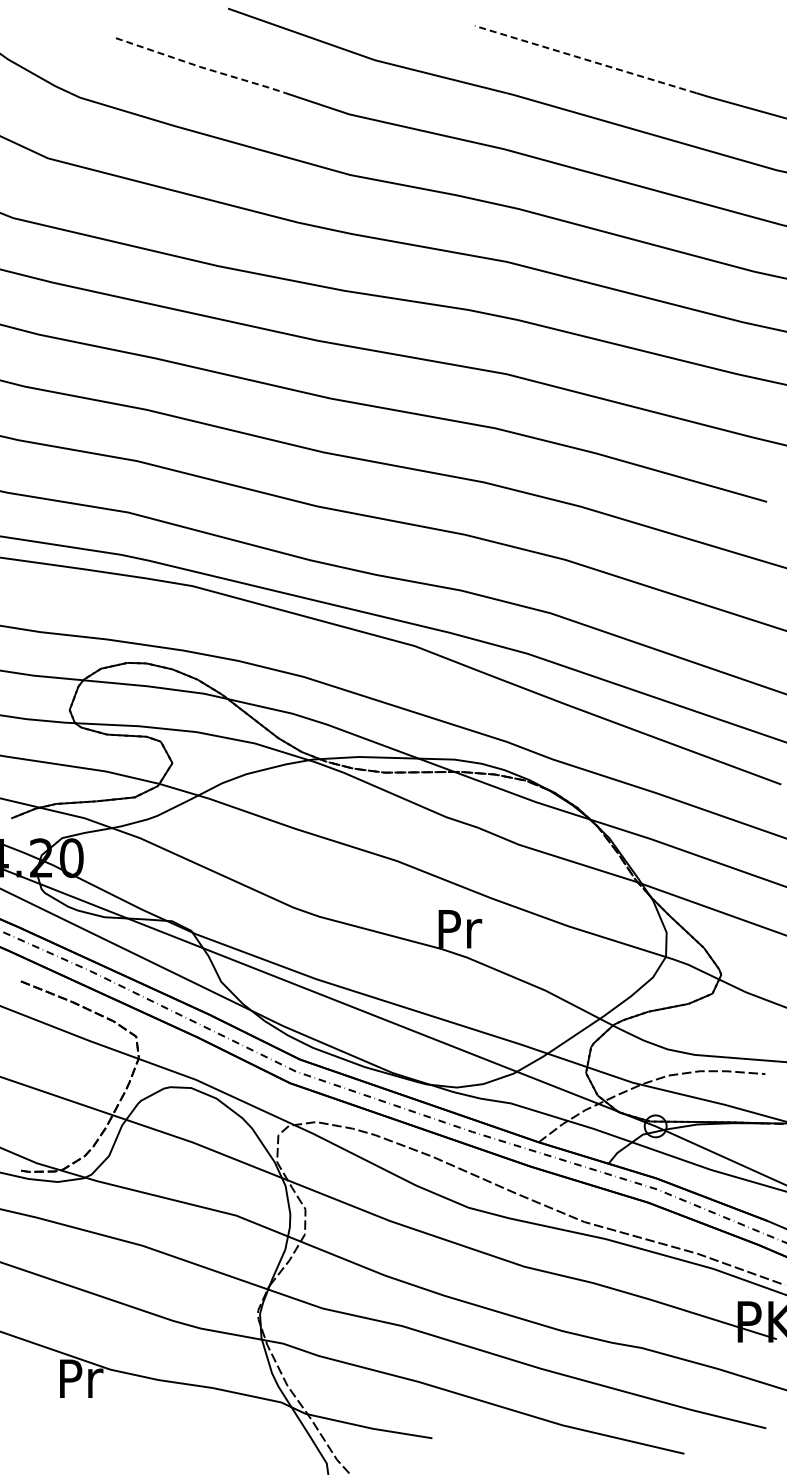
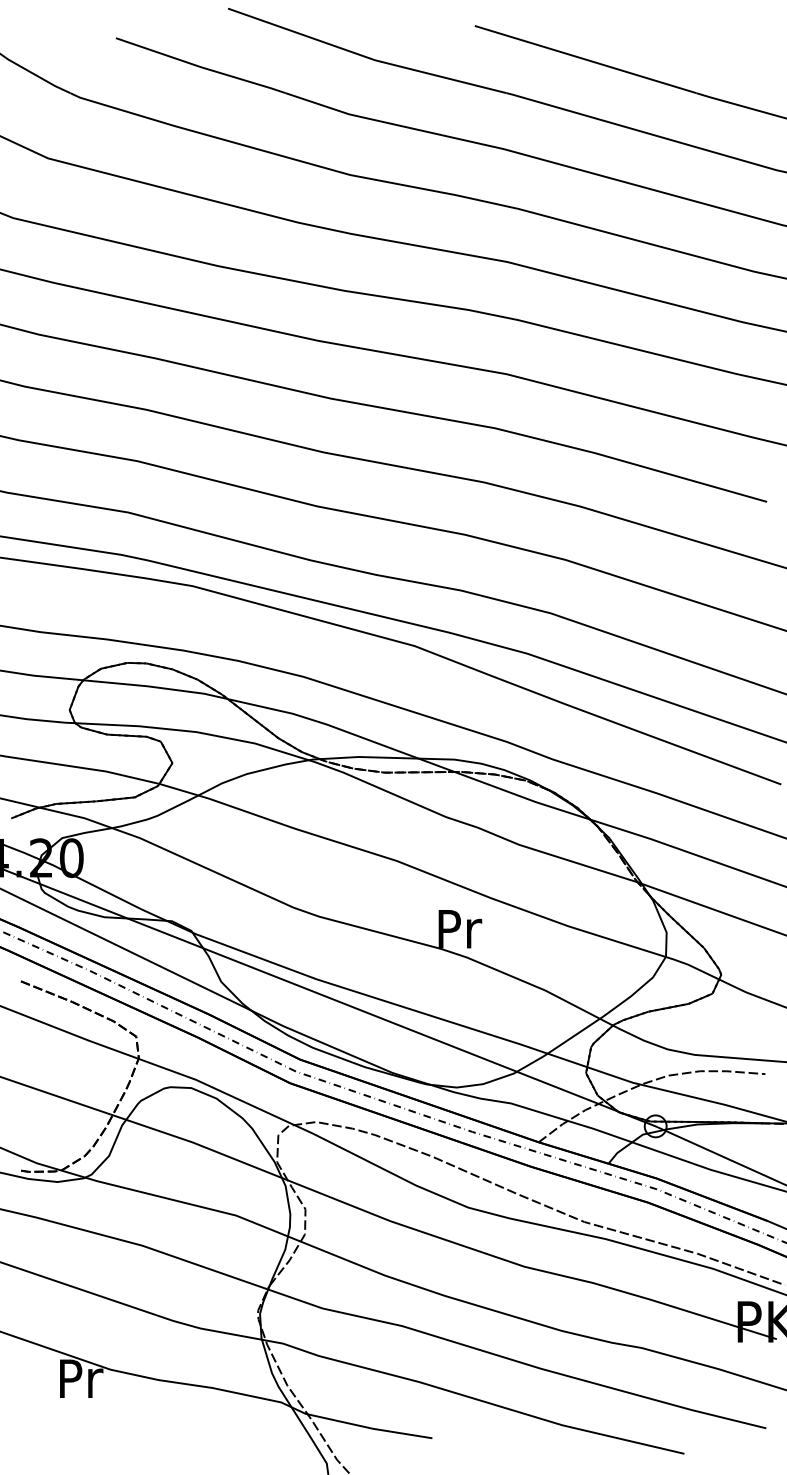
line: dashed -> solid (585, 59)
line: dashed -> solid (201, 67)
